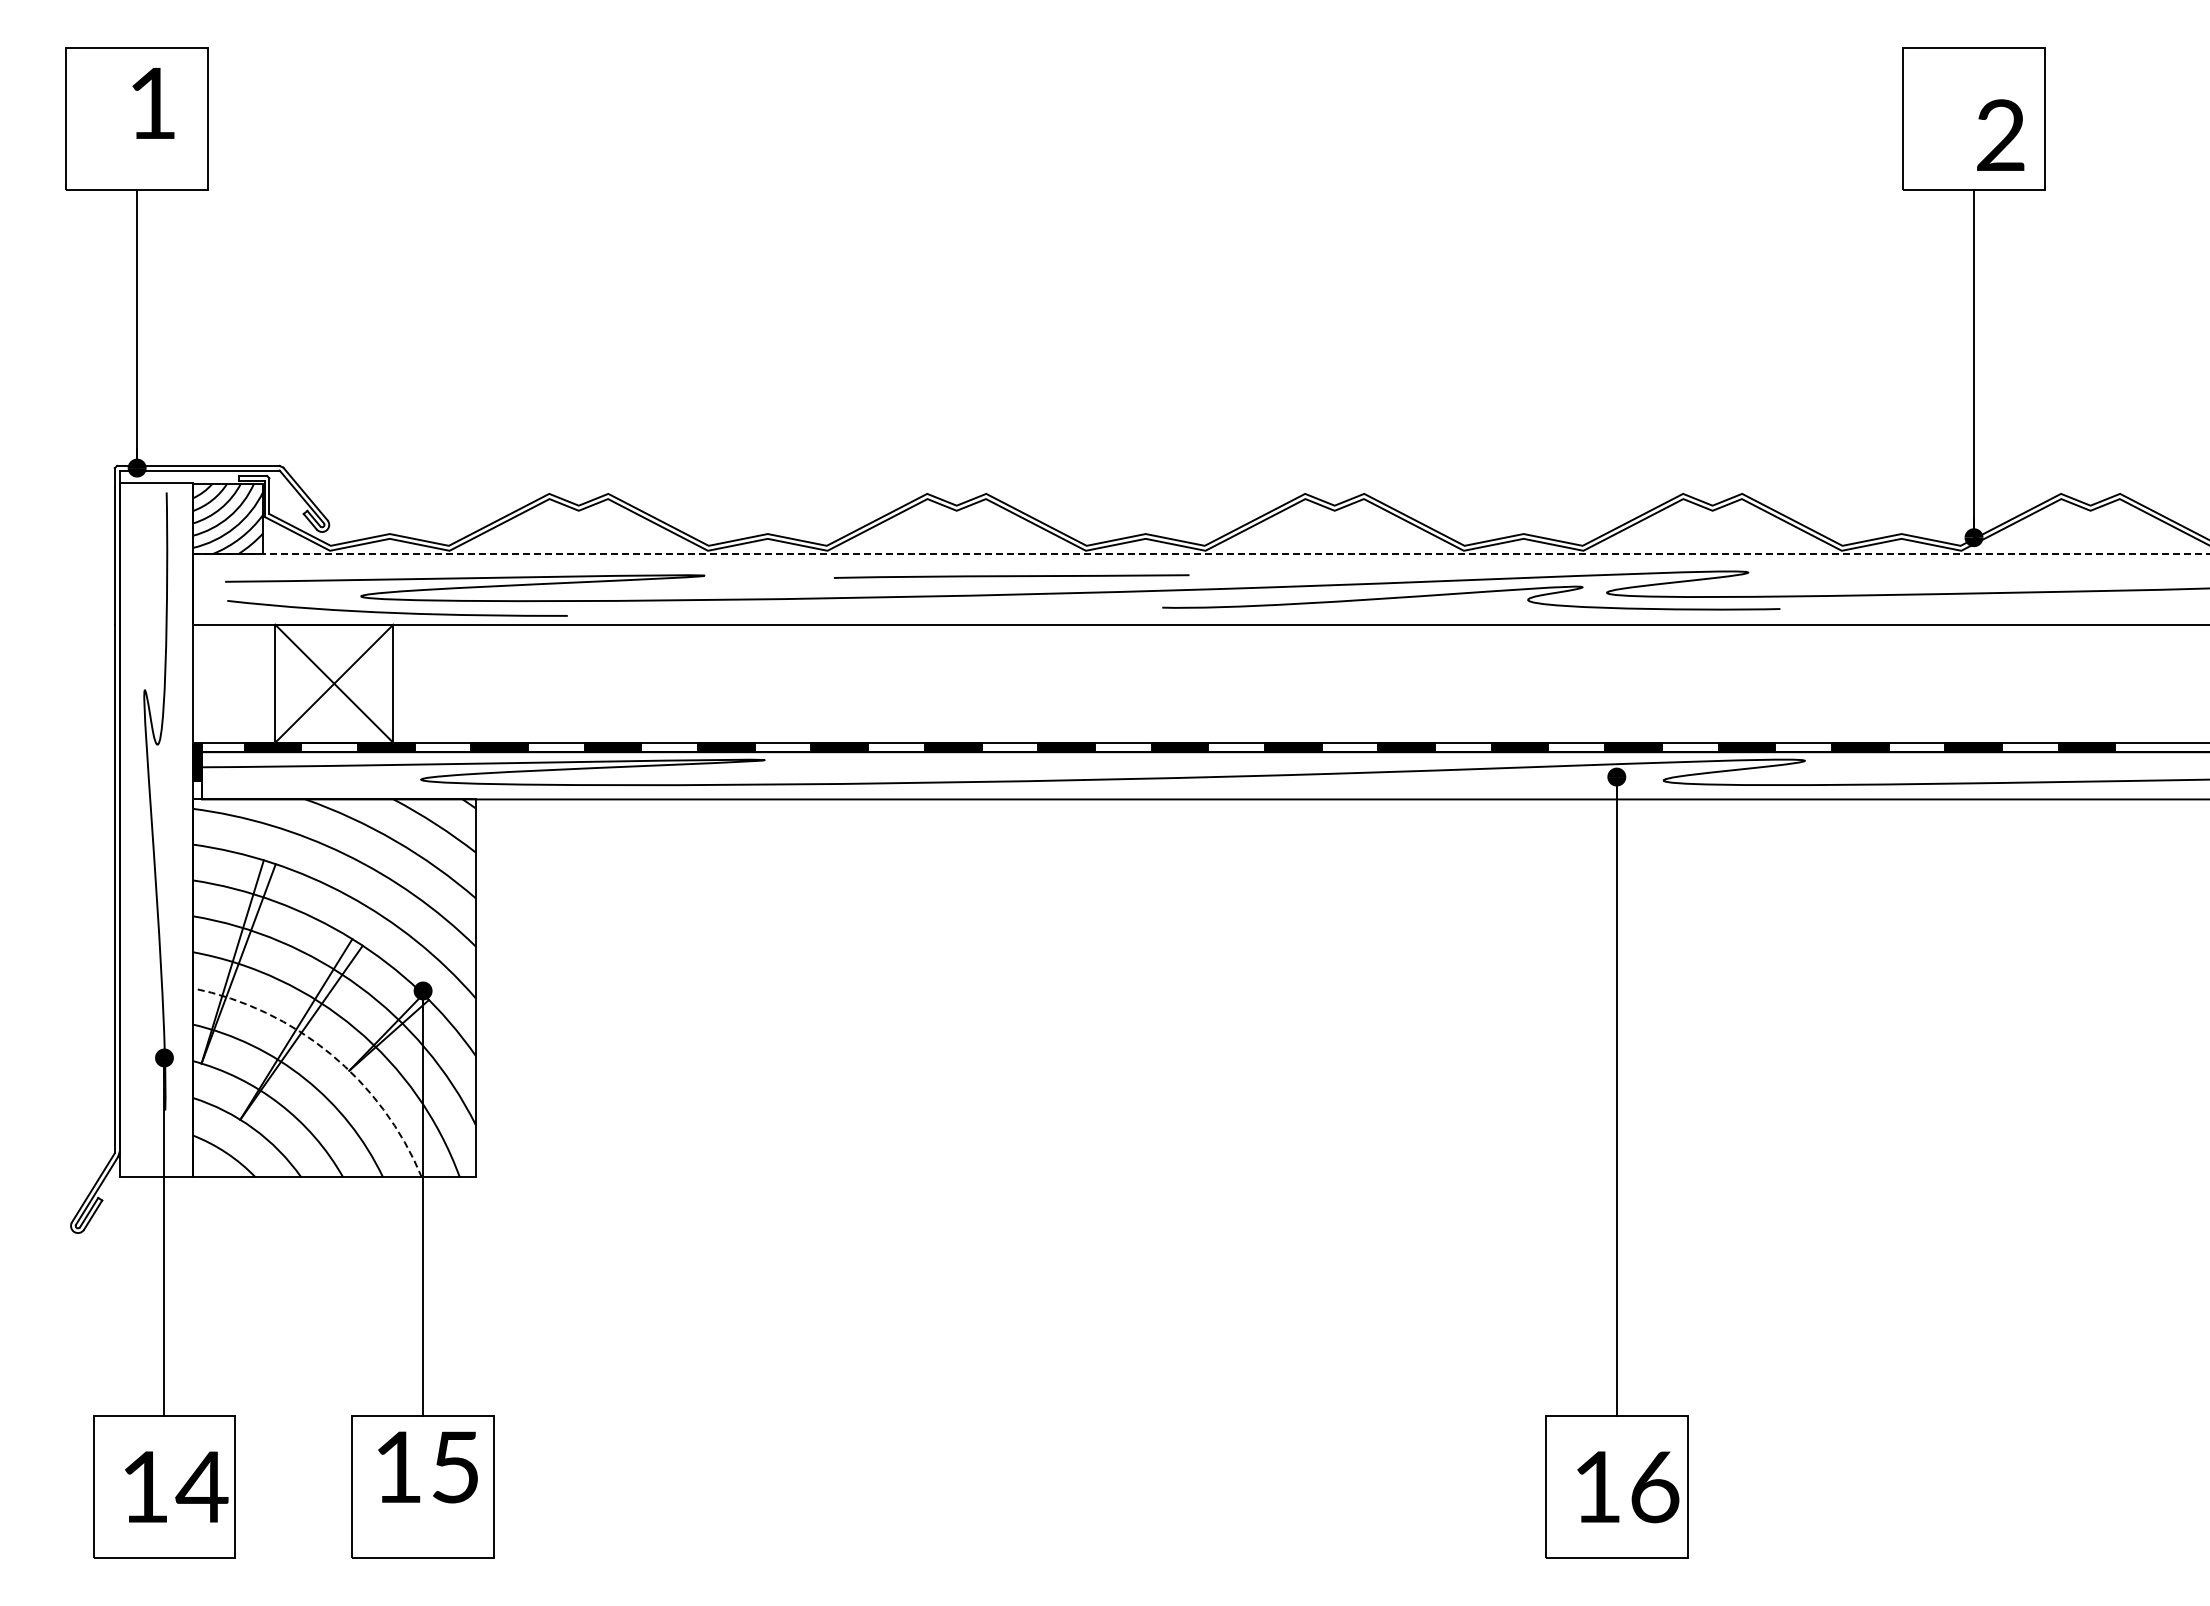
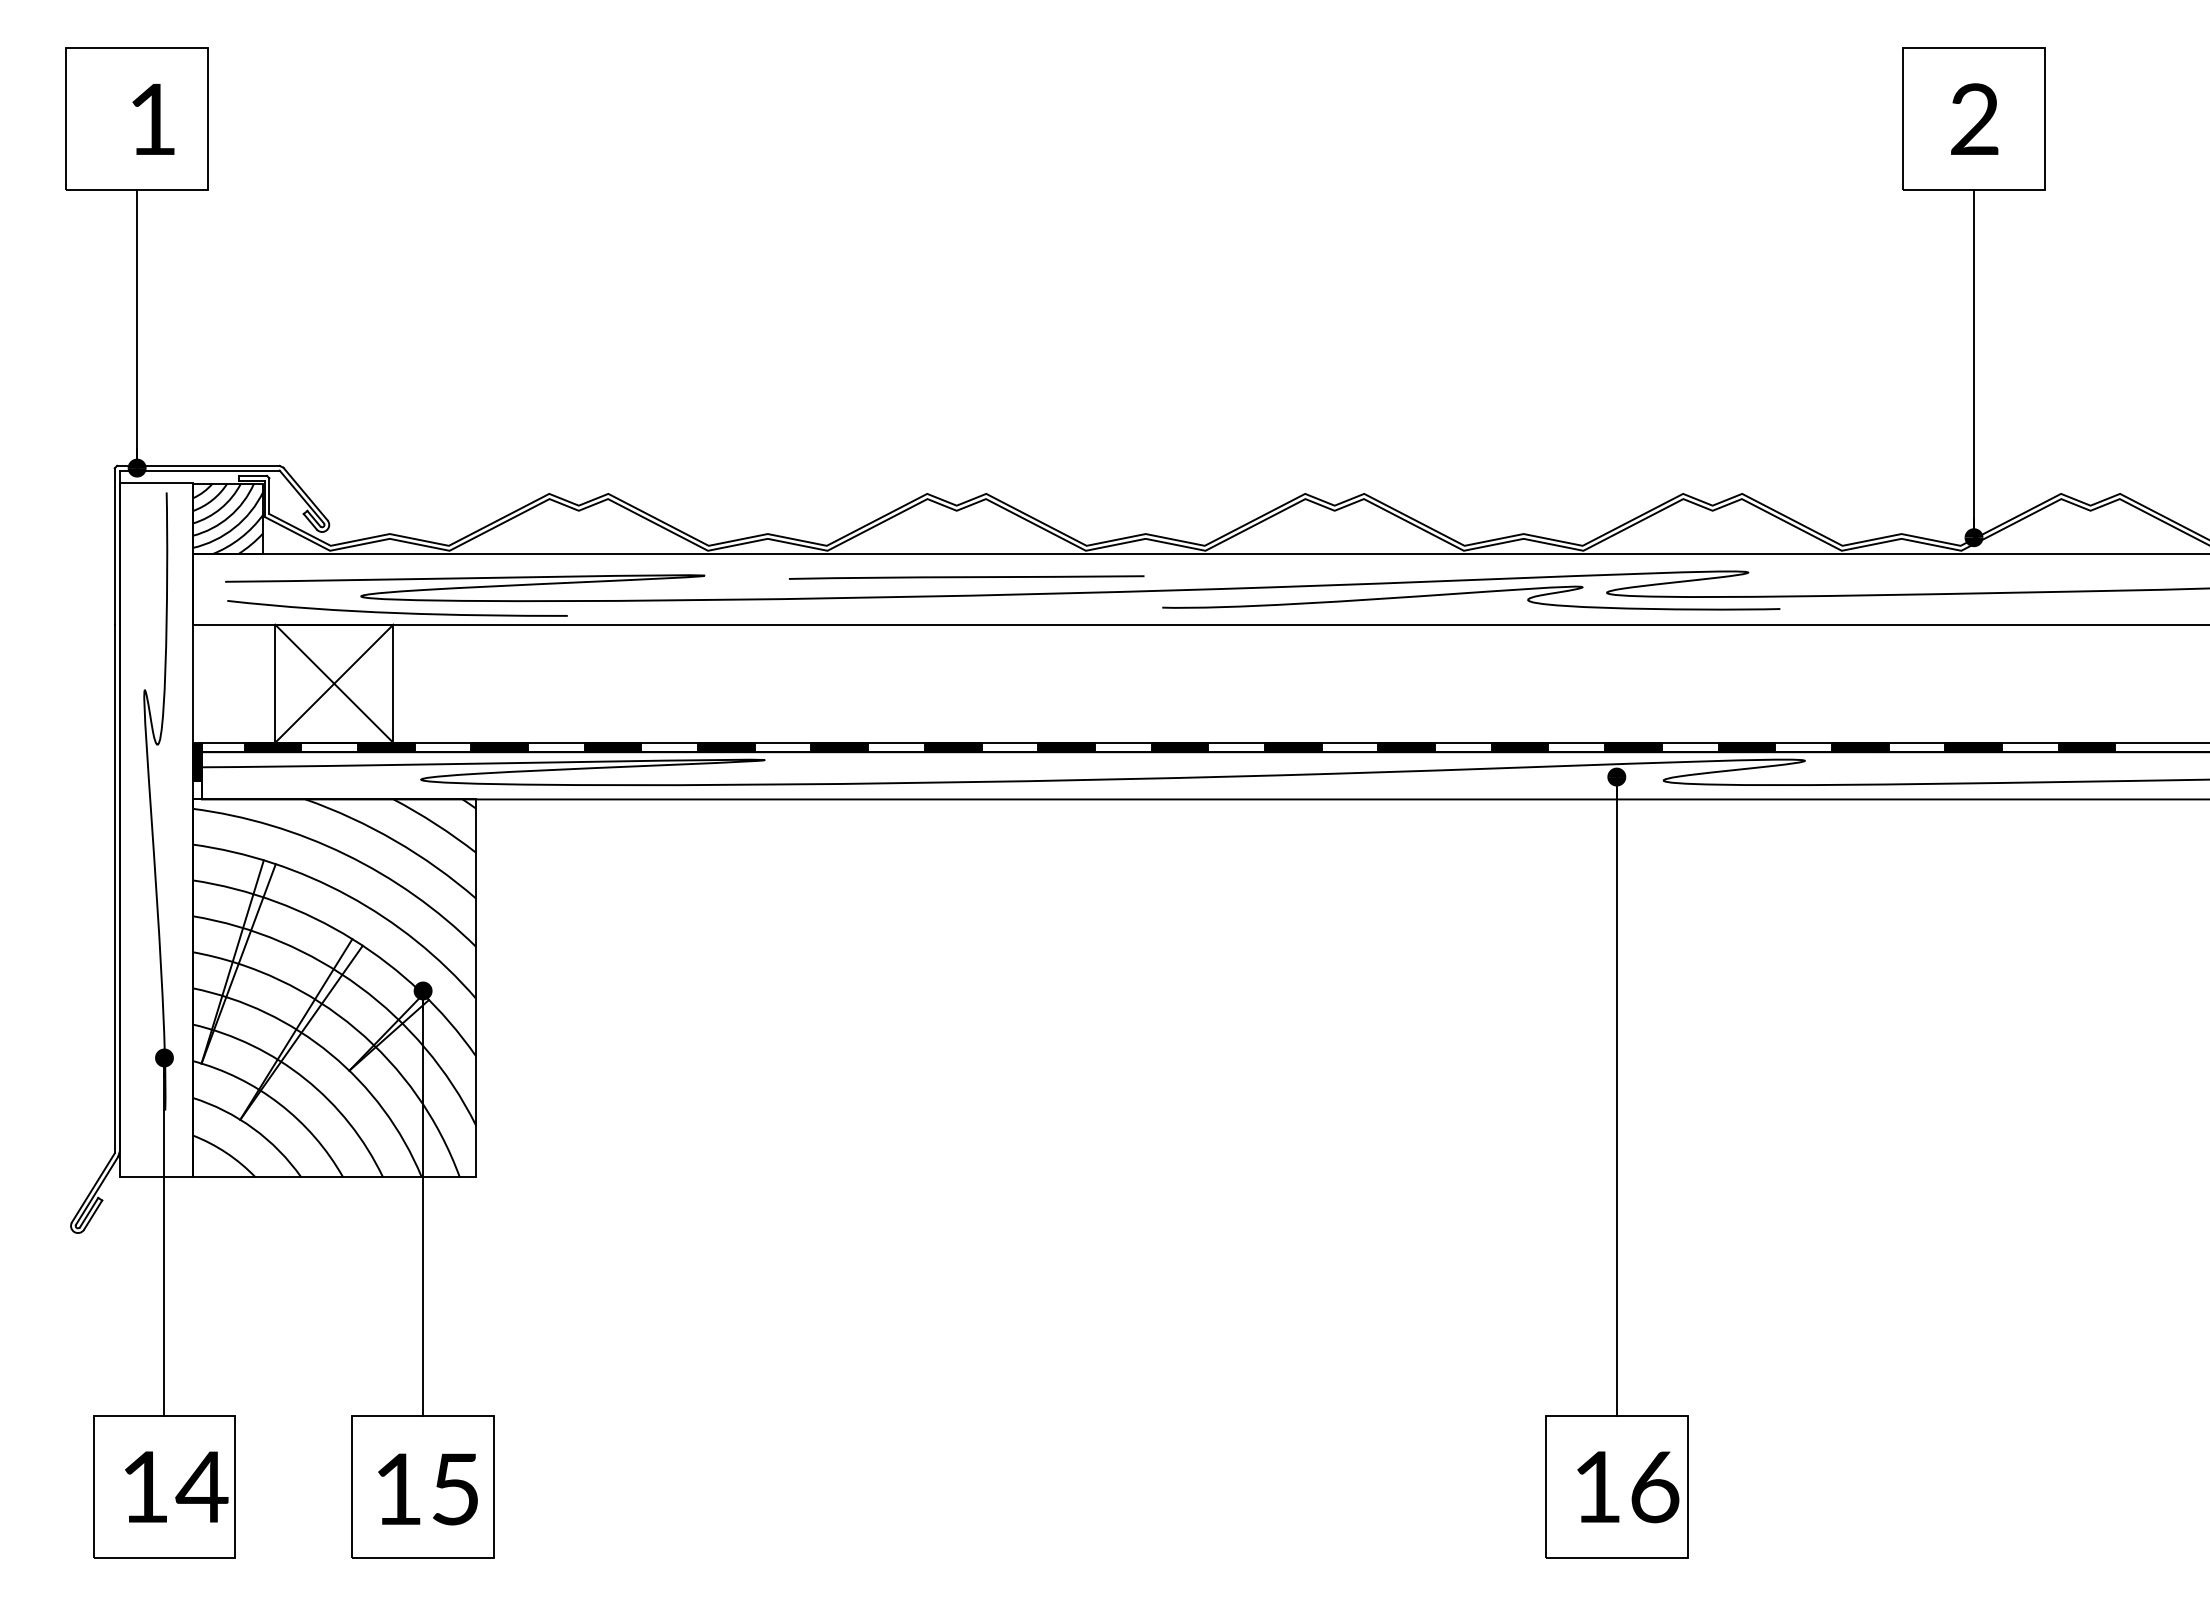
text position: (153, 103) -> (153, 119) (153, 119)
text position: (2000, 134) -> (1974, 118) (1974, 118)
line: dashed -> solid (1201, 553)
line position: (1011, 576) -> (966, 577) (966, 577)
arc: dashed -> solid (330, 1054)
text position: (427, 1467) -> (427, 1489) (427, 1489)
